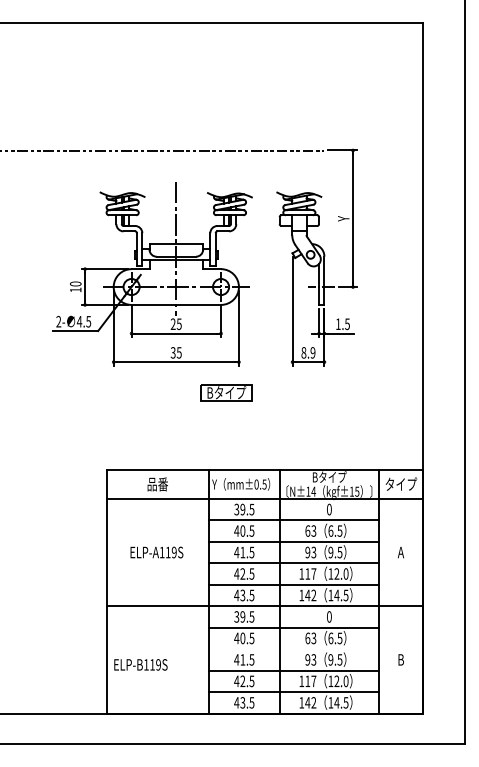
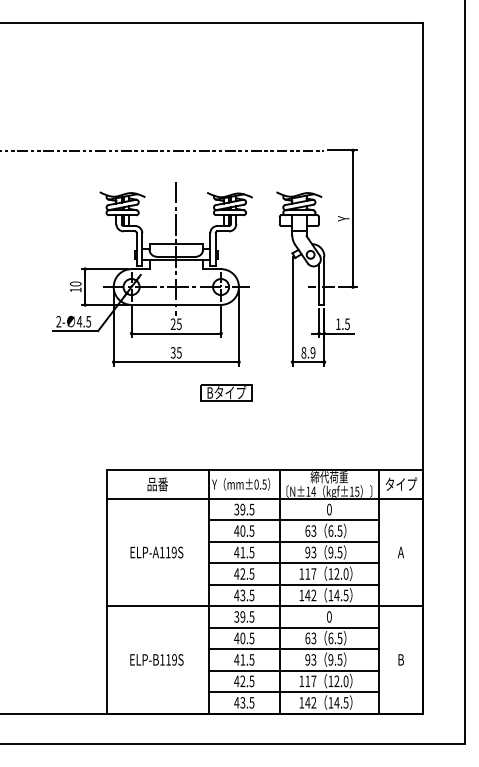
text: Bタイプ -> 締代荷重 (328, 477)
line: none -> present (293, 649)
text position: (140, 664) -> (156, 659) (156, 659)
